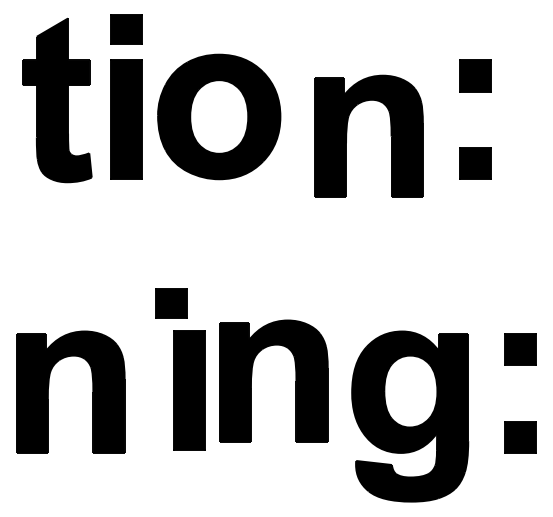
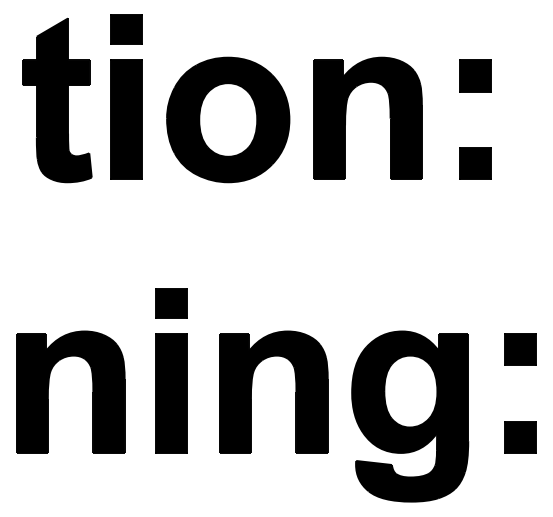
part position: (219, 116) -> (228, 119) (228, 119)
part position: (347, 135) -> (346, 117) (346, 117)
part position: (252, 376) -> (252, 387) (252, 387)
part position: (189, 390) -> (171, 393) (171, 393)
